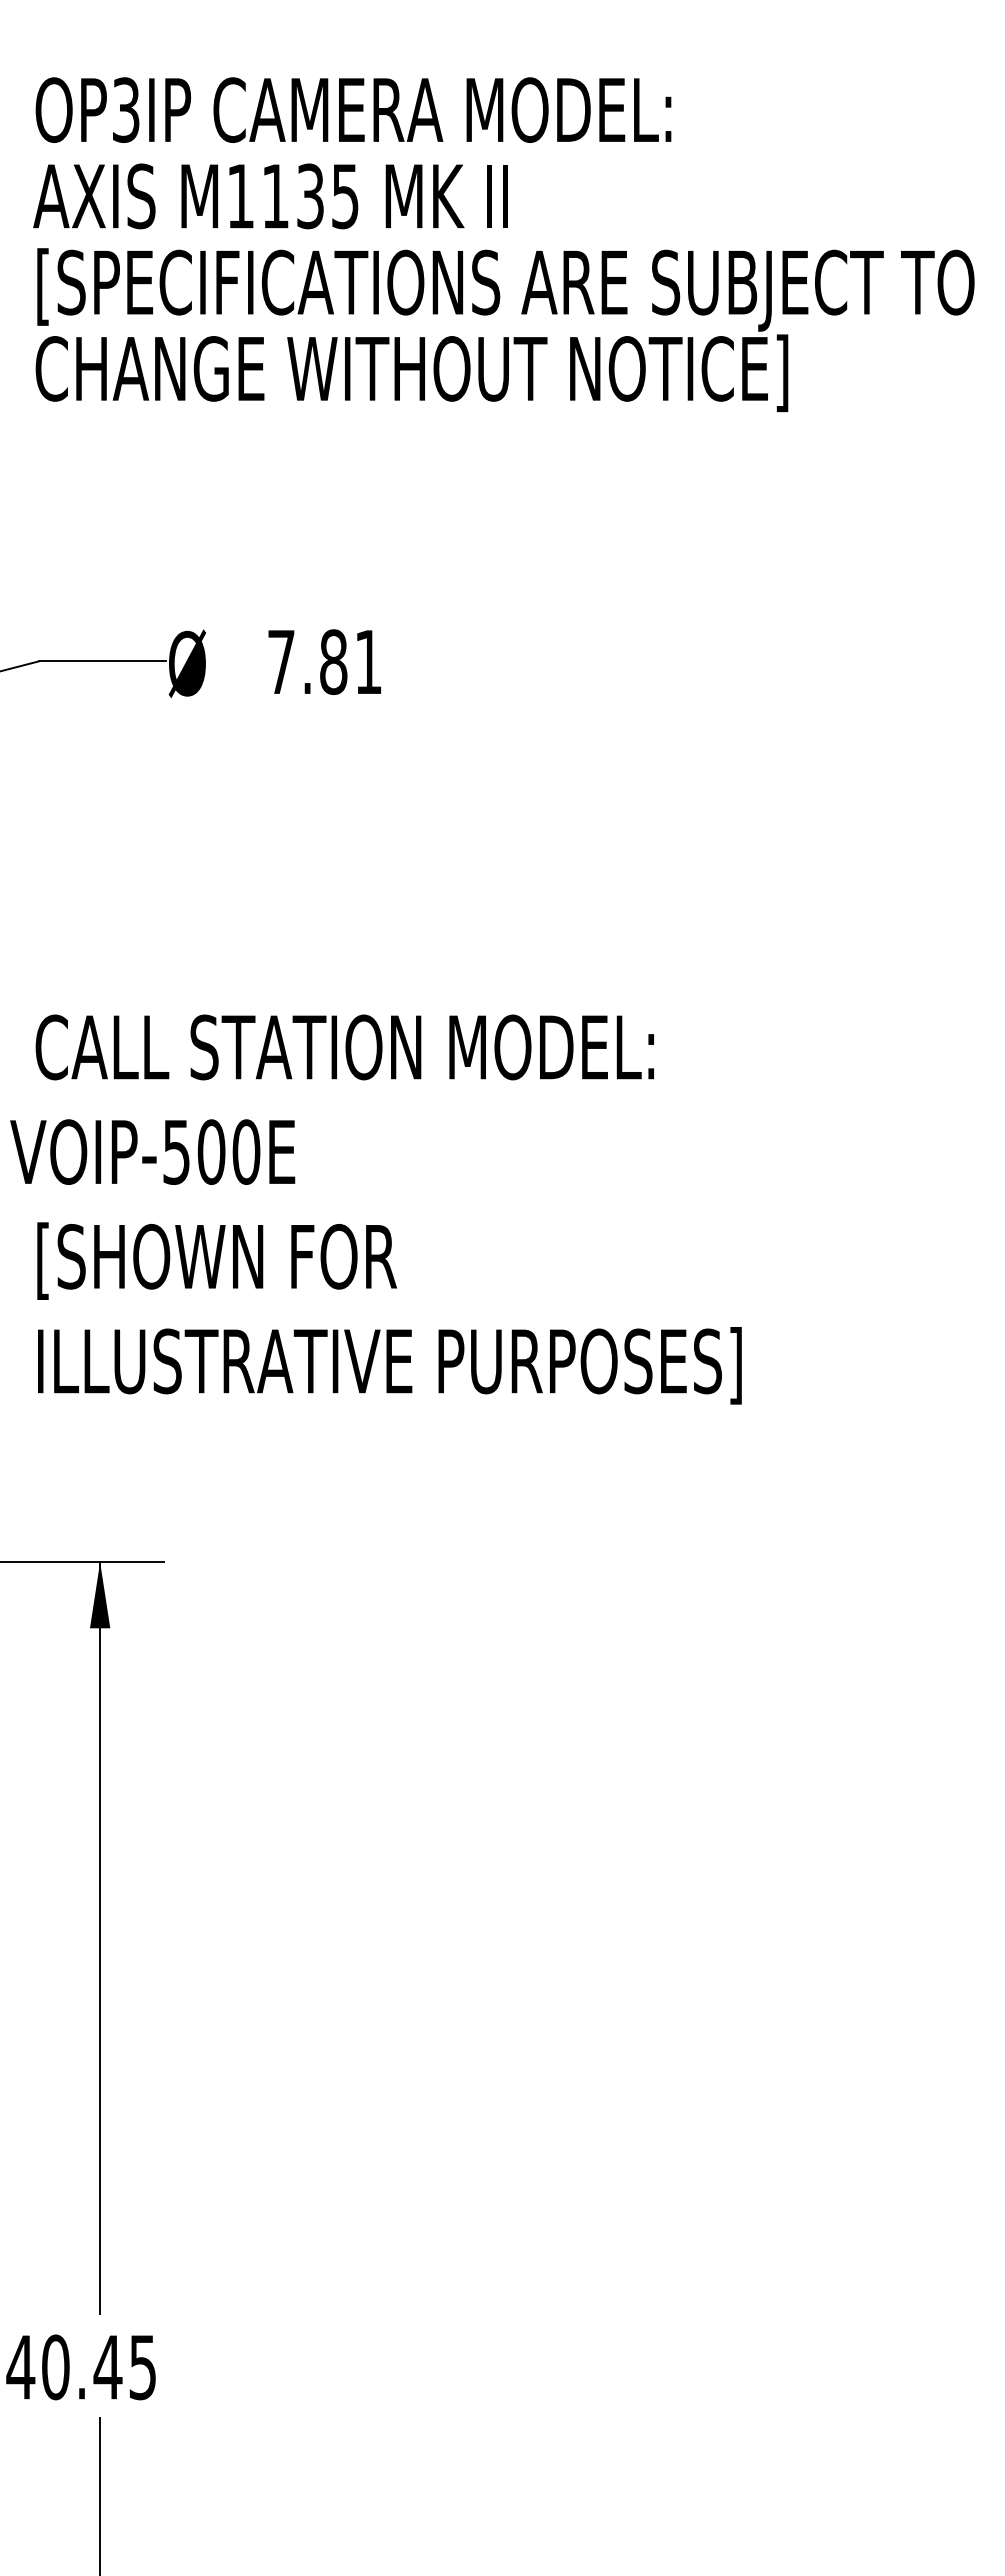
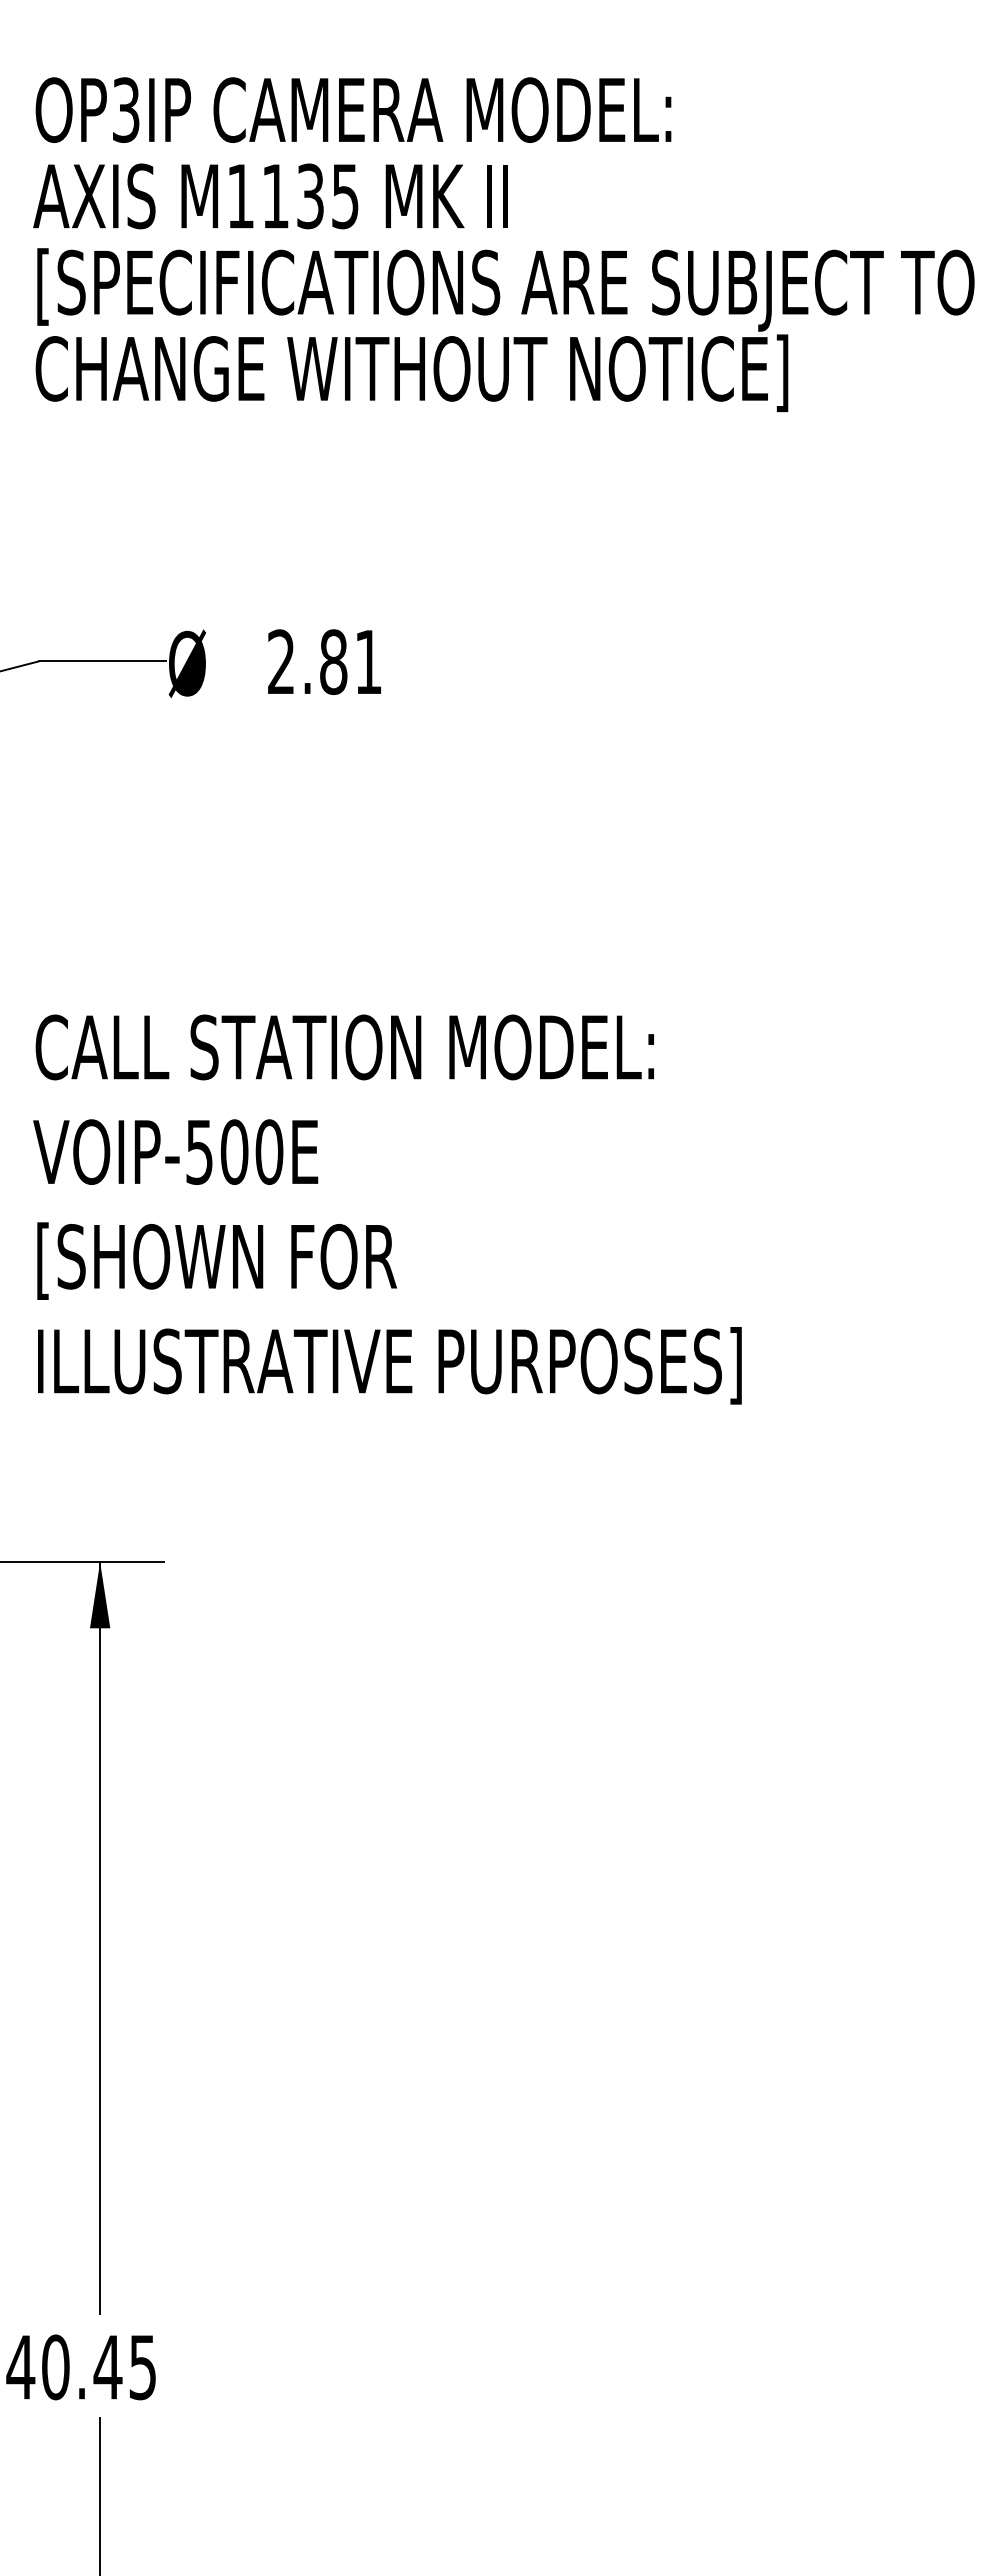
text: 7.81 -> 2.81 (281, 661)
text position: (152, 1151) -> (175, 1151) (175, 1151)
